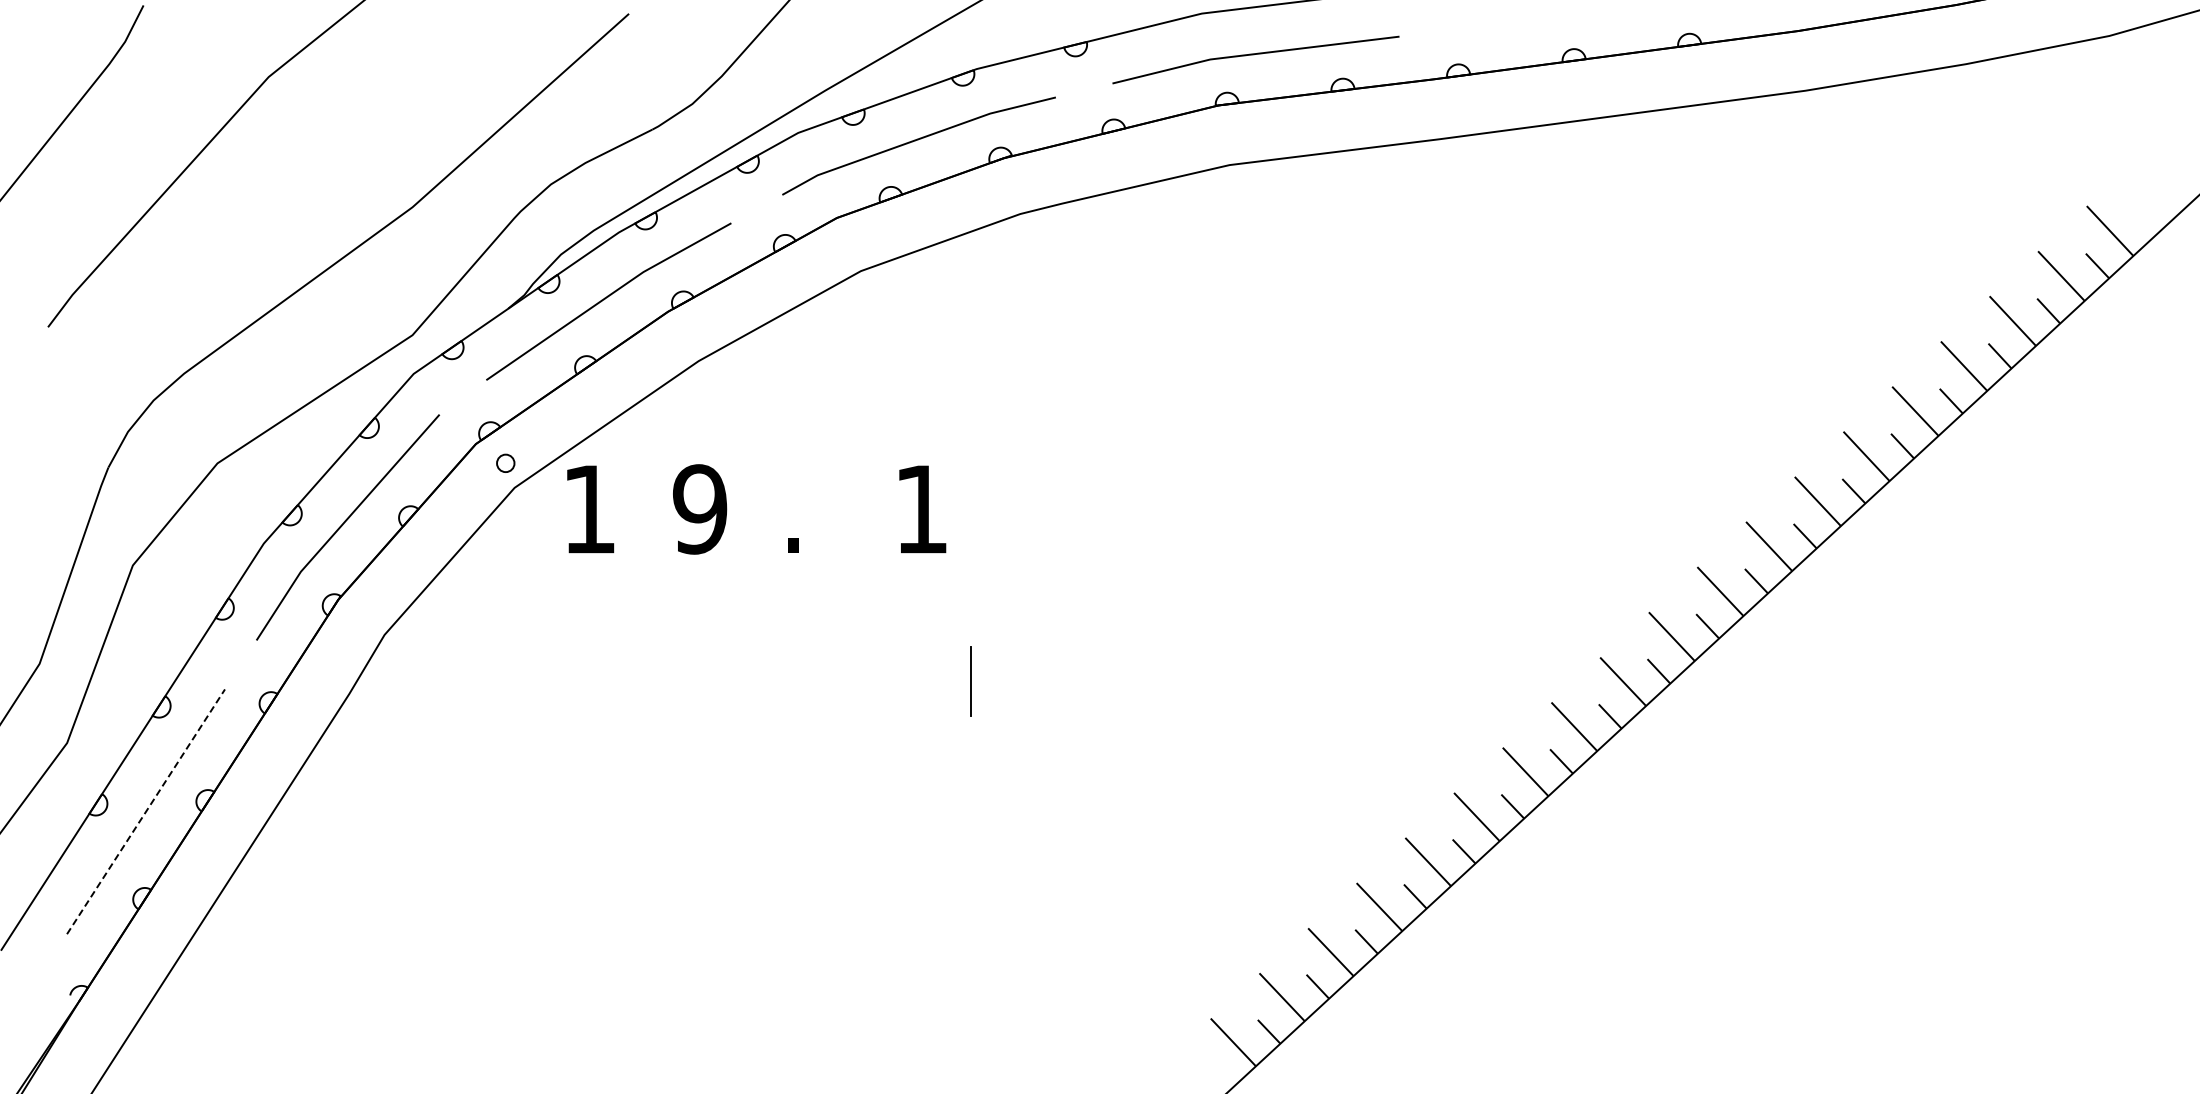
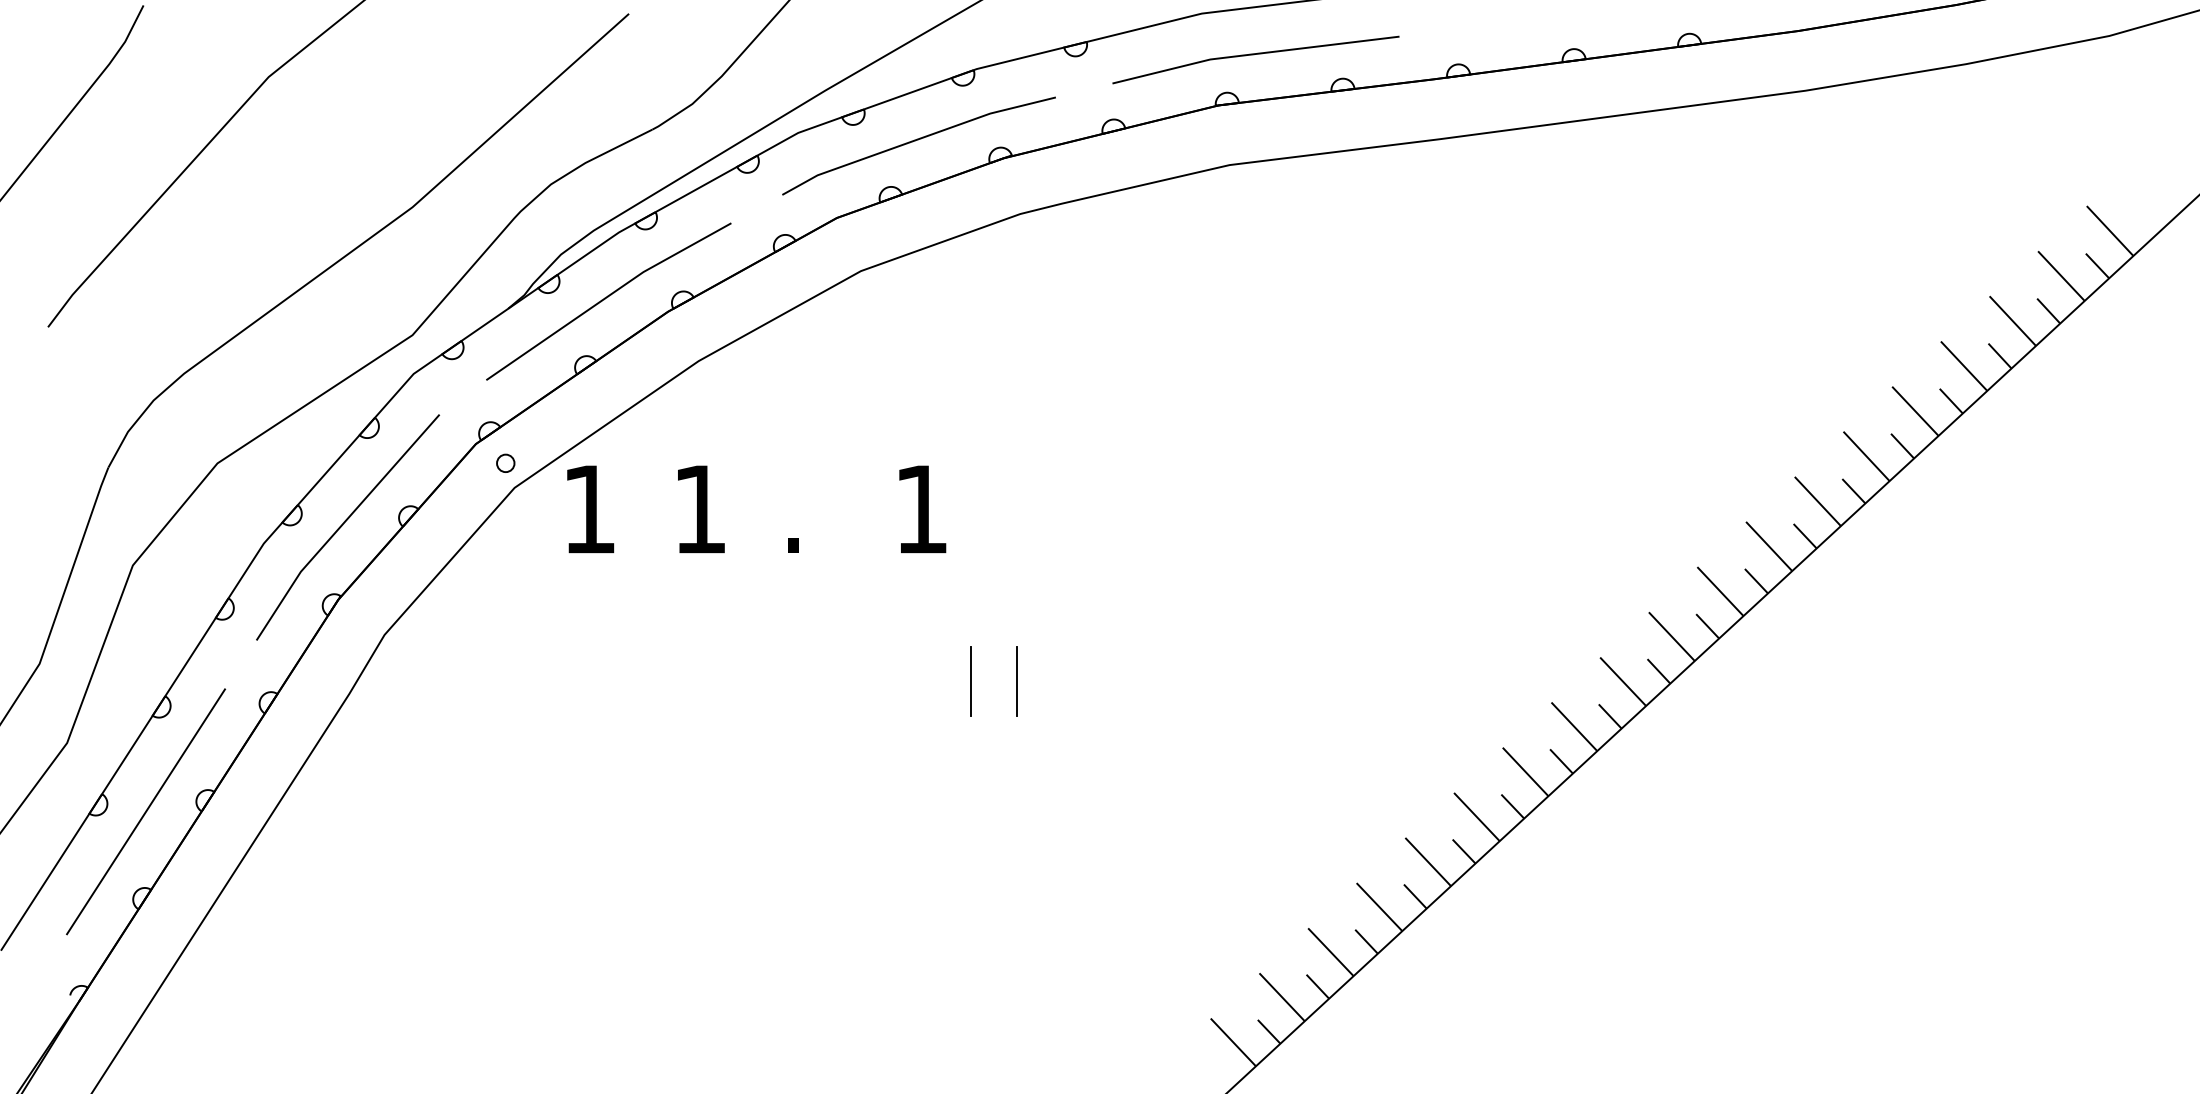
text: 9 -> 1 (700, 509)
line: none -> present (1017, 681)
line: dashed -> solid (146, 811)
